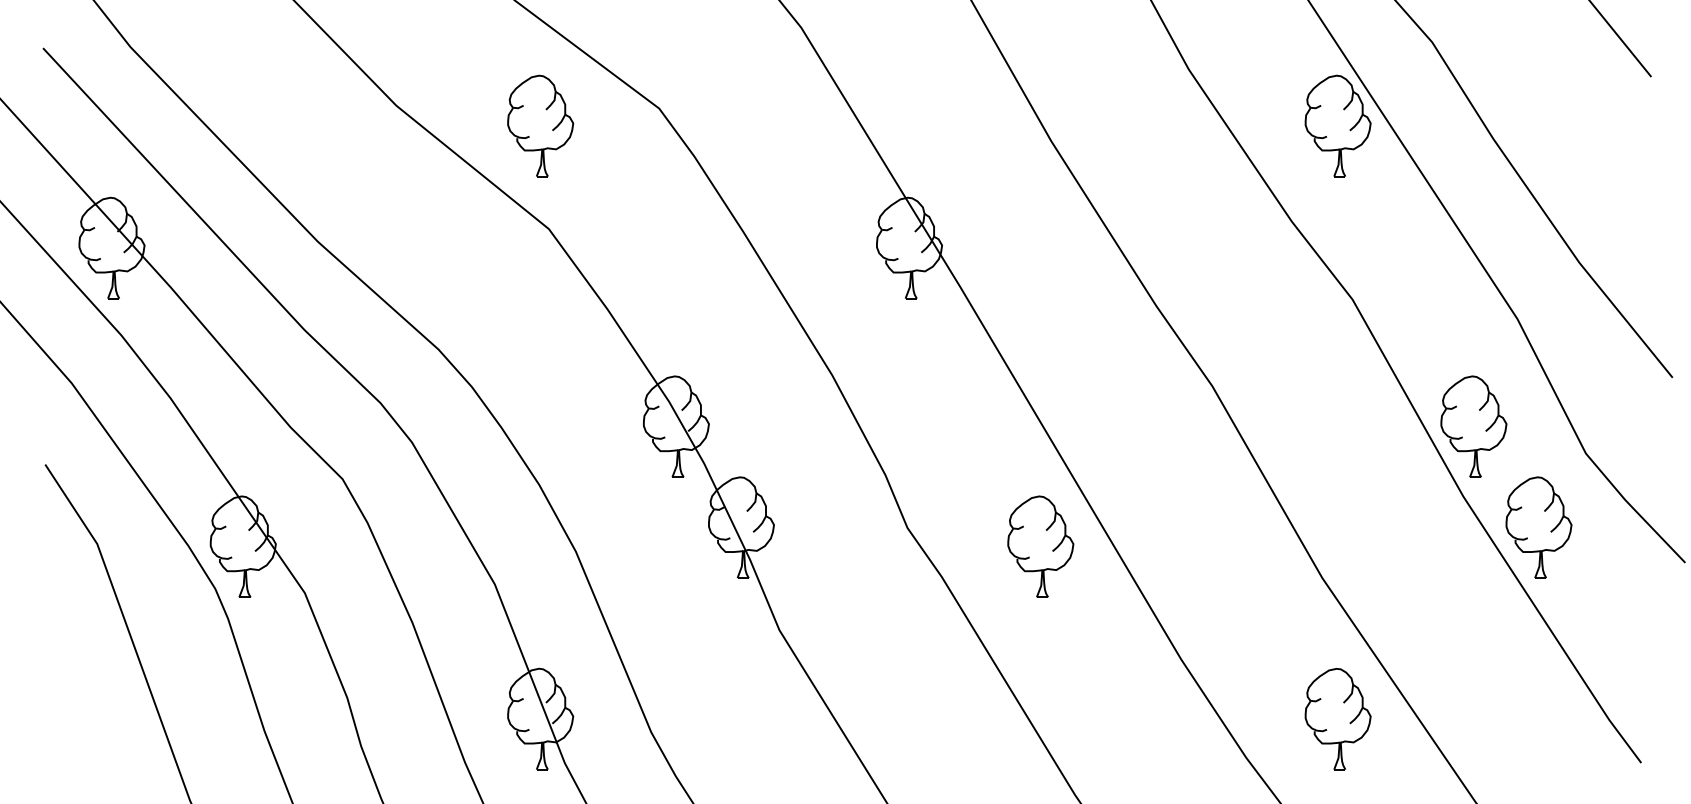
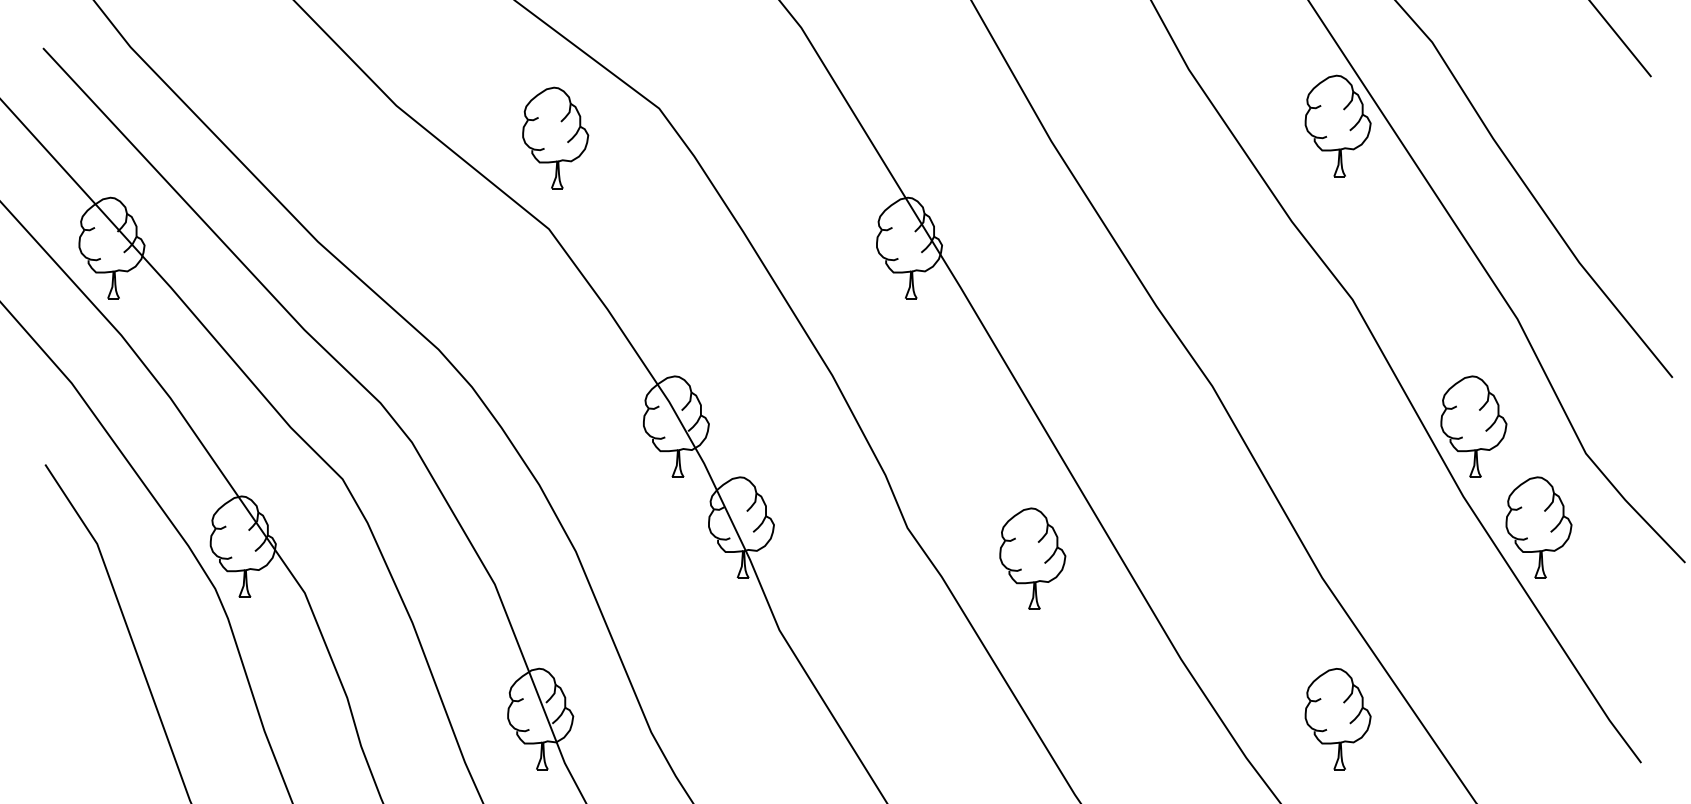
part position: (540, 125) -> (555, 137) (555, 137)
part position: (1040, 546) -> (1032, 558) (1032, 558)
